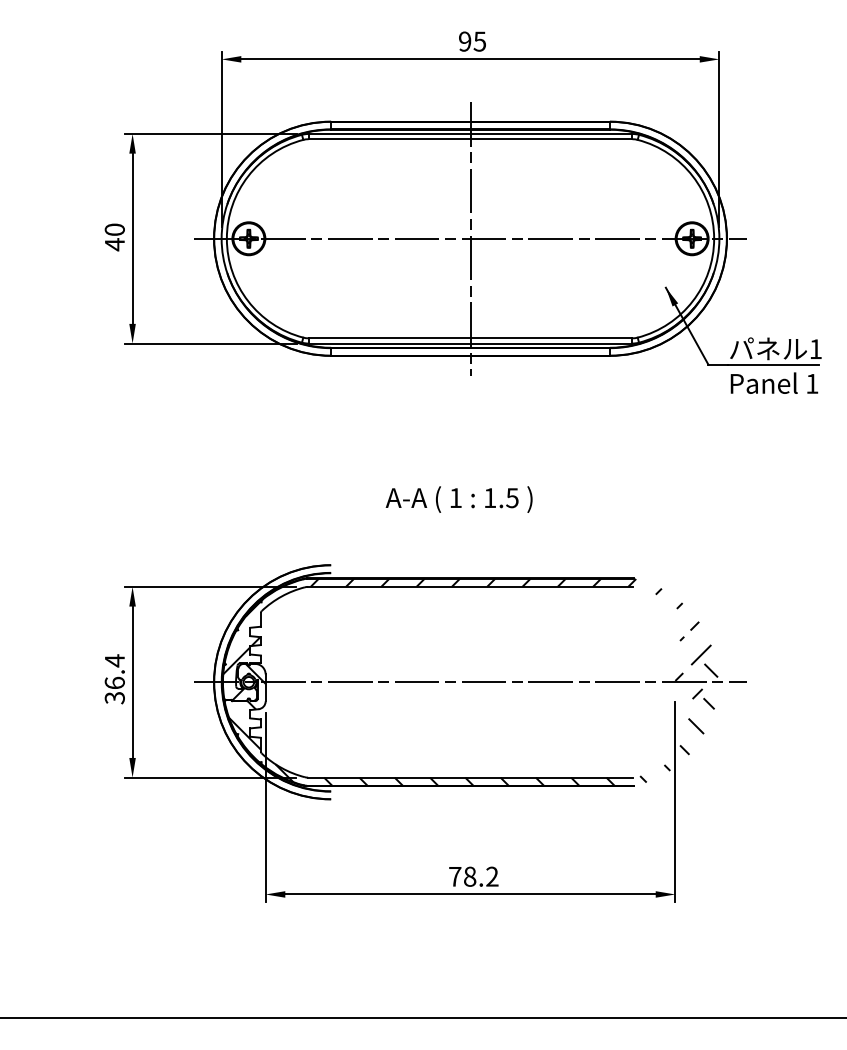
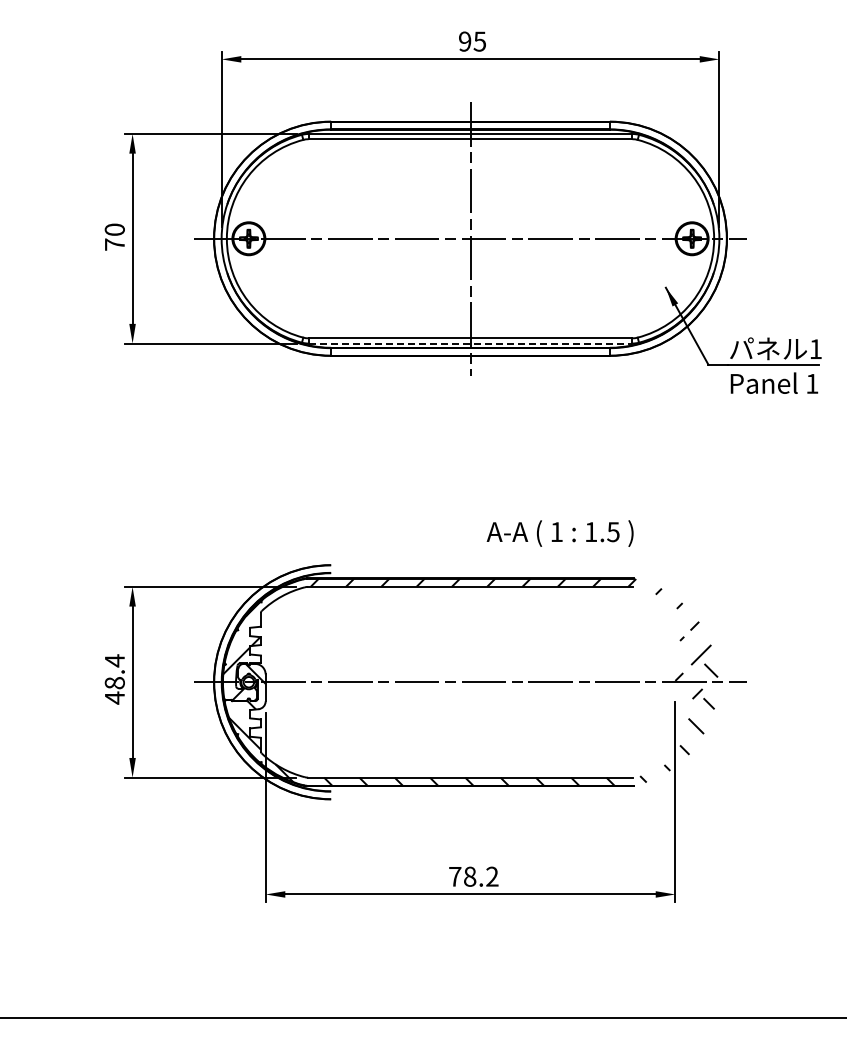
text: 40 -> 70 (114, 244)
line: solid -> dashed (470, 343)
text position: (458, 499) -> (559, 533) (559, 533)
text: 36.4 -> 48.4 (114, 690)
